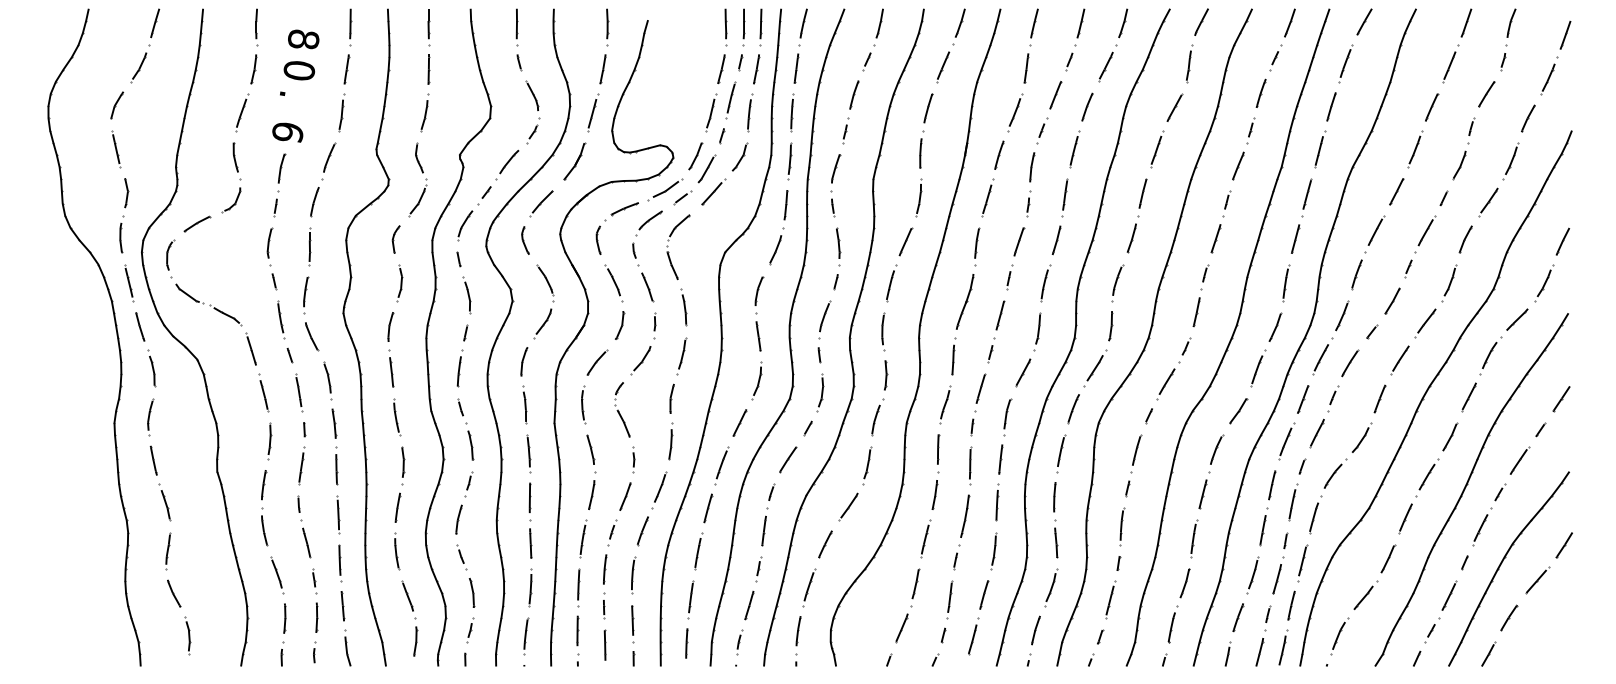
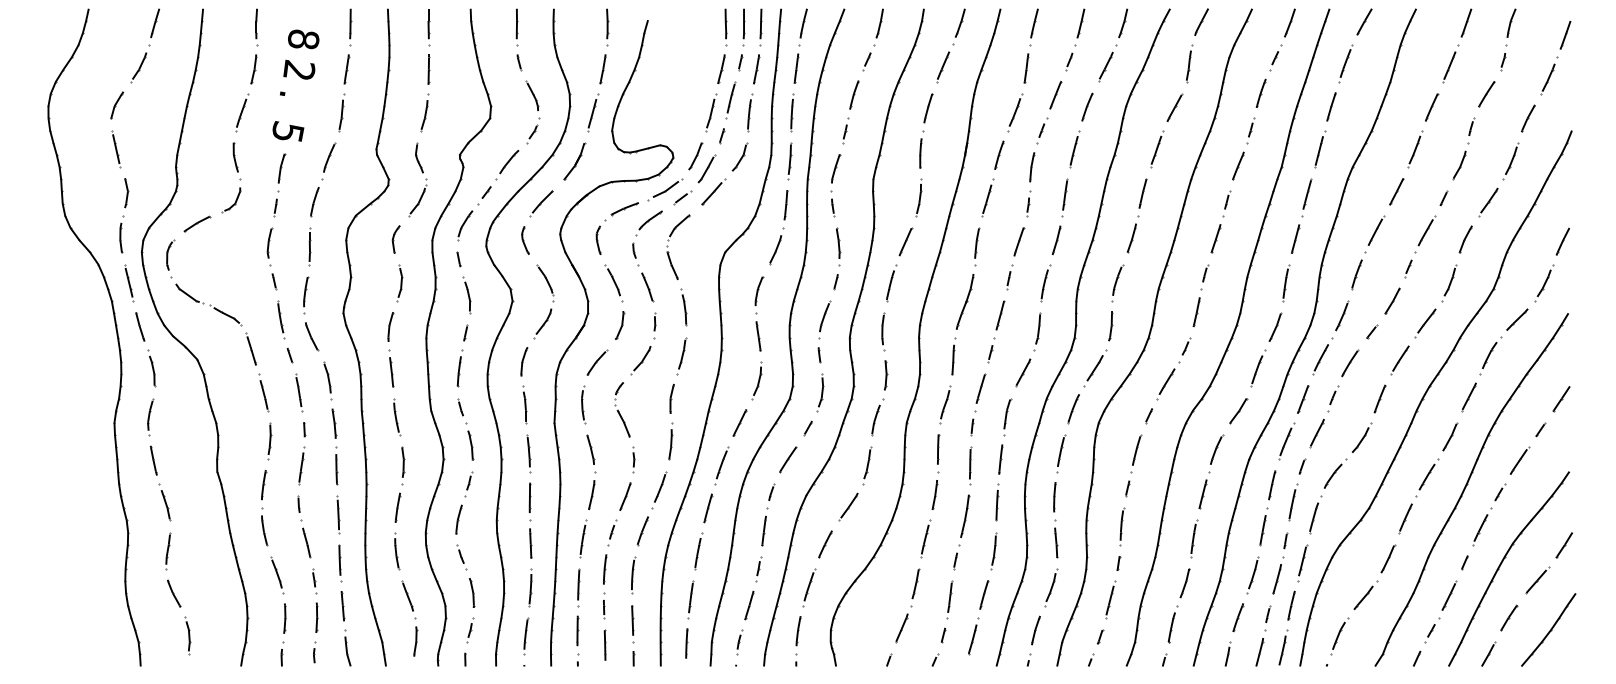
text: 0 -> 2 (299, 69)
text: 6 -> 5 (288, 131)
part: none -> present (1548, 629)
